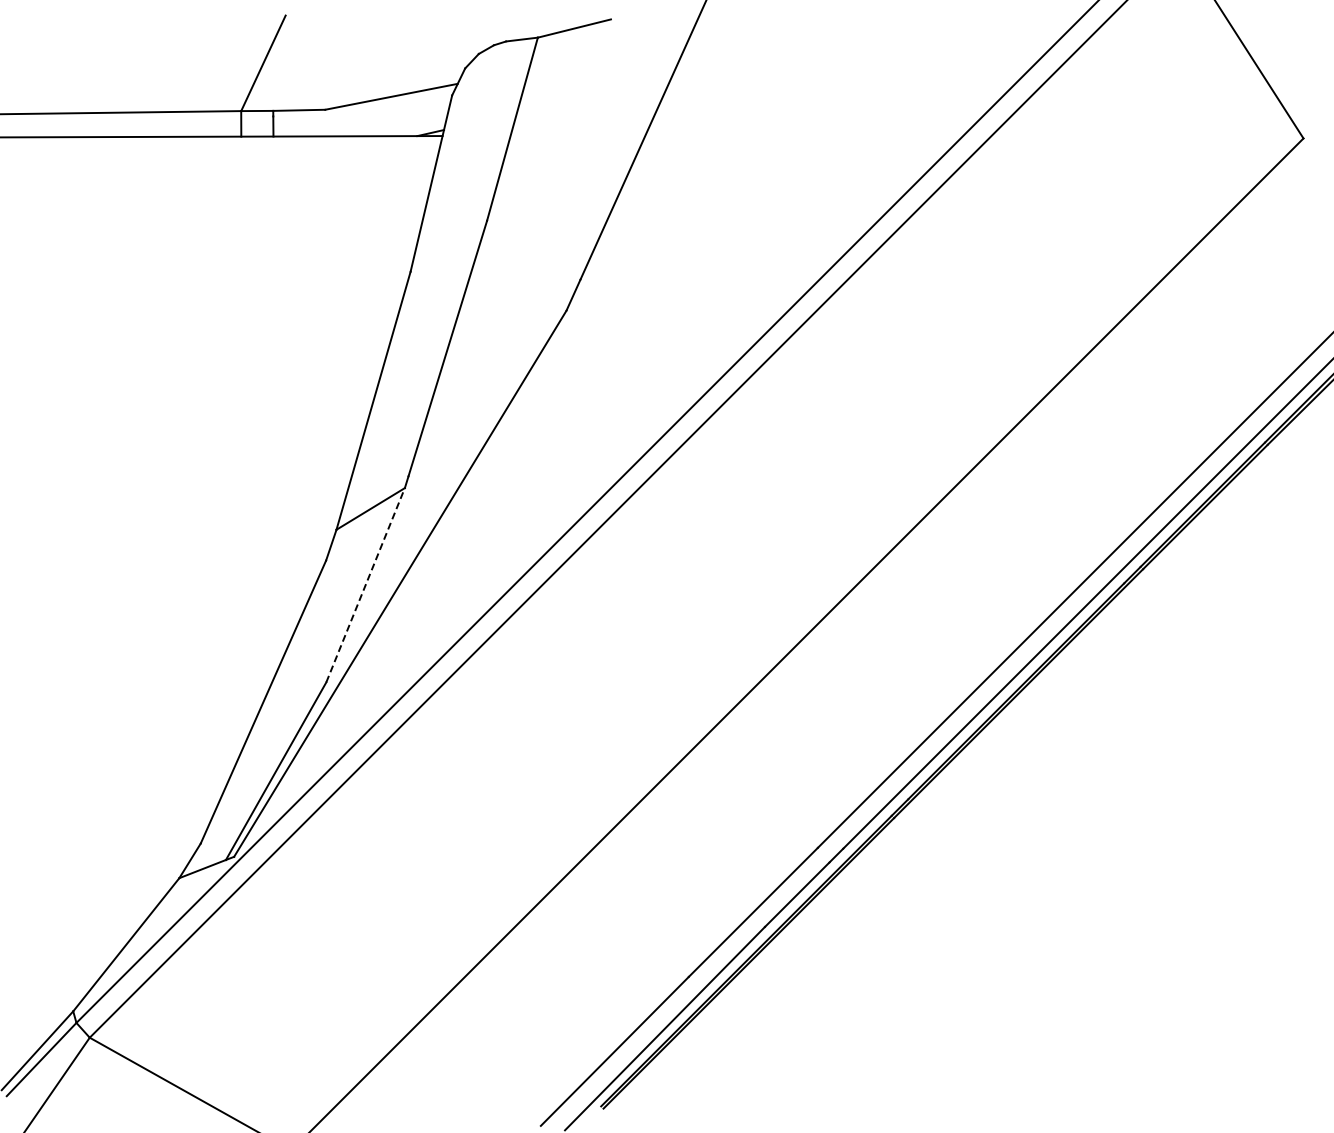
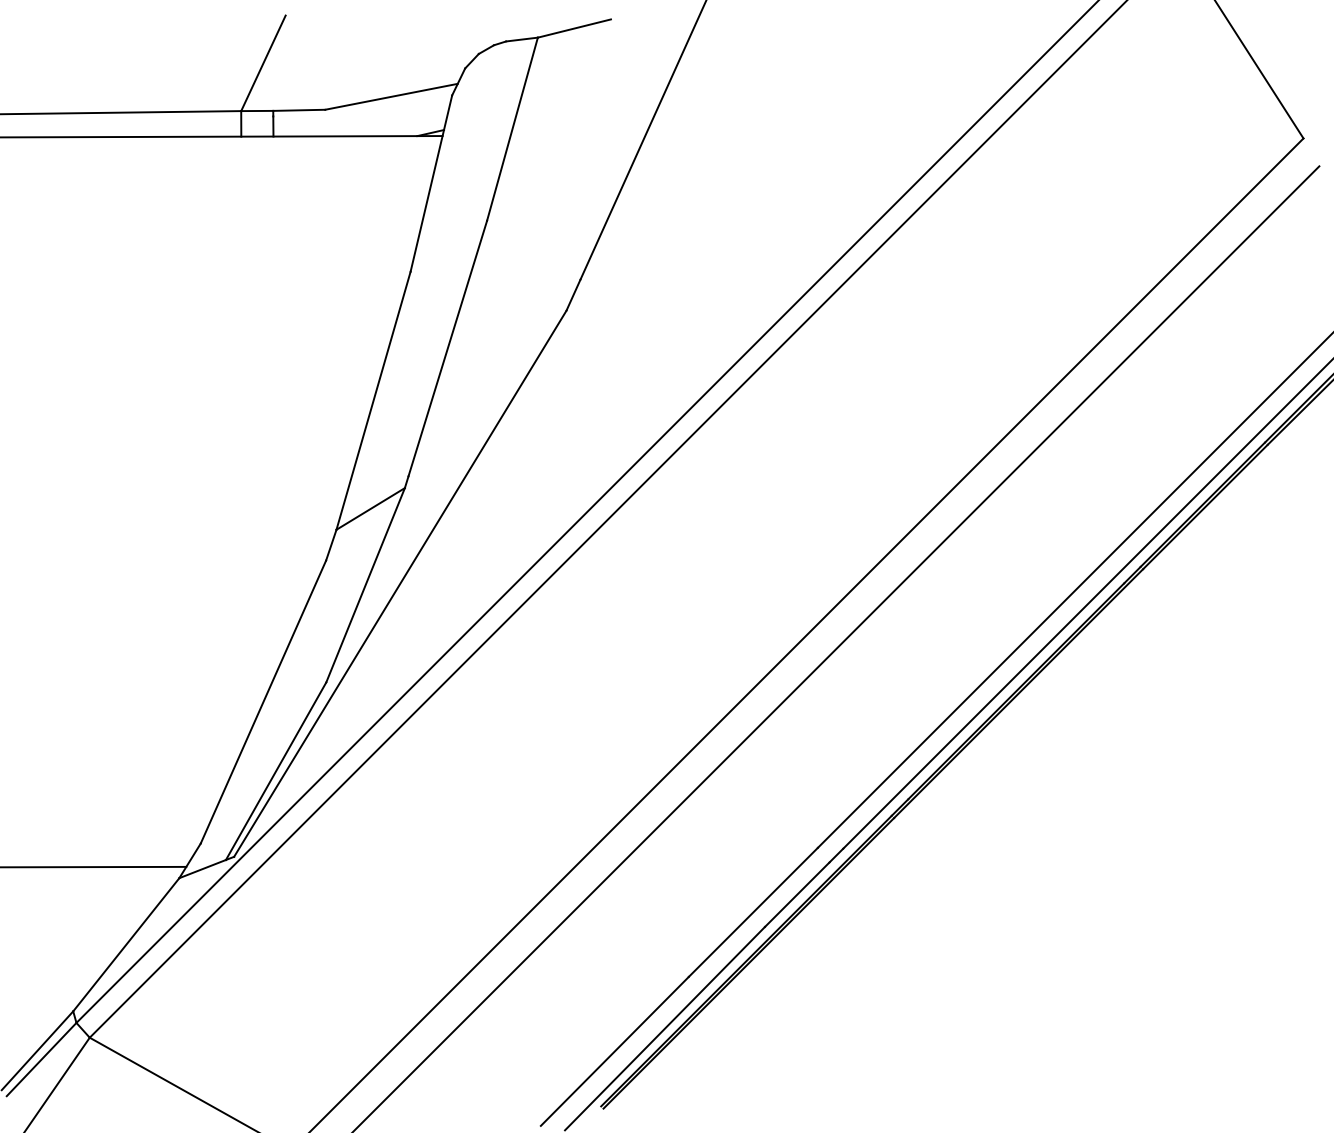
line: dashed -> solid (365, 585)
line: none -> present (837, 647)
line: none -> present (94, 866)
